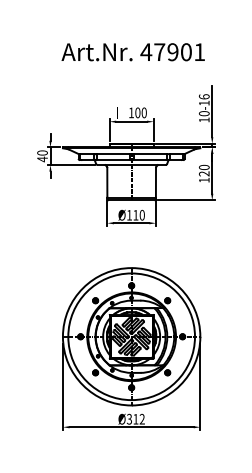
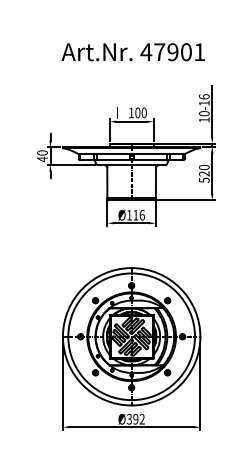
text: 120 -> 520 (204, 179)
text: Ø110 -> Ø116 (141, 215)
text: Ø312 -> Ø392 (135, 418)
